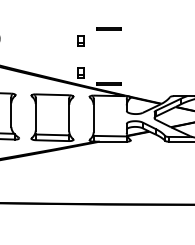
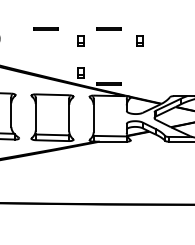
line: none -> present (45, 28)
part: none -> present (139, 40)
